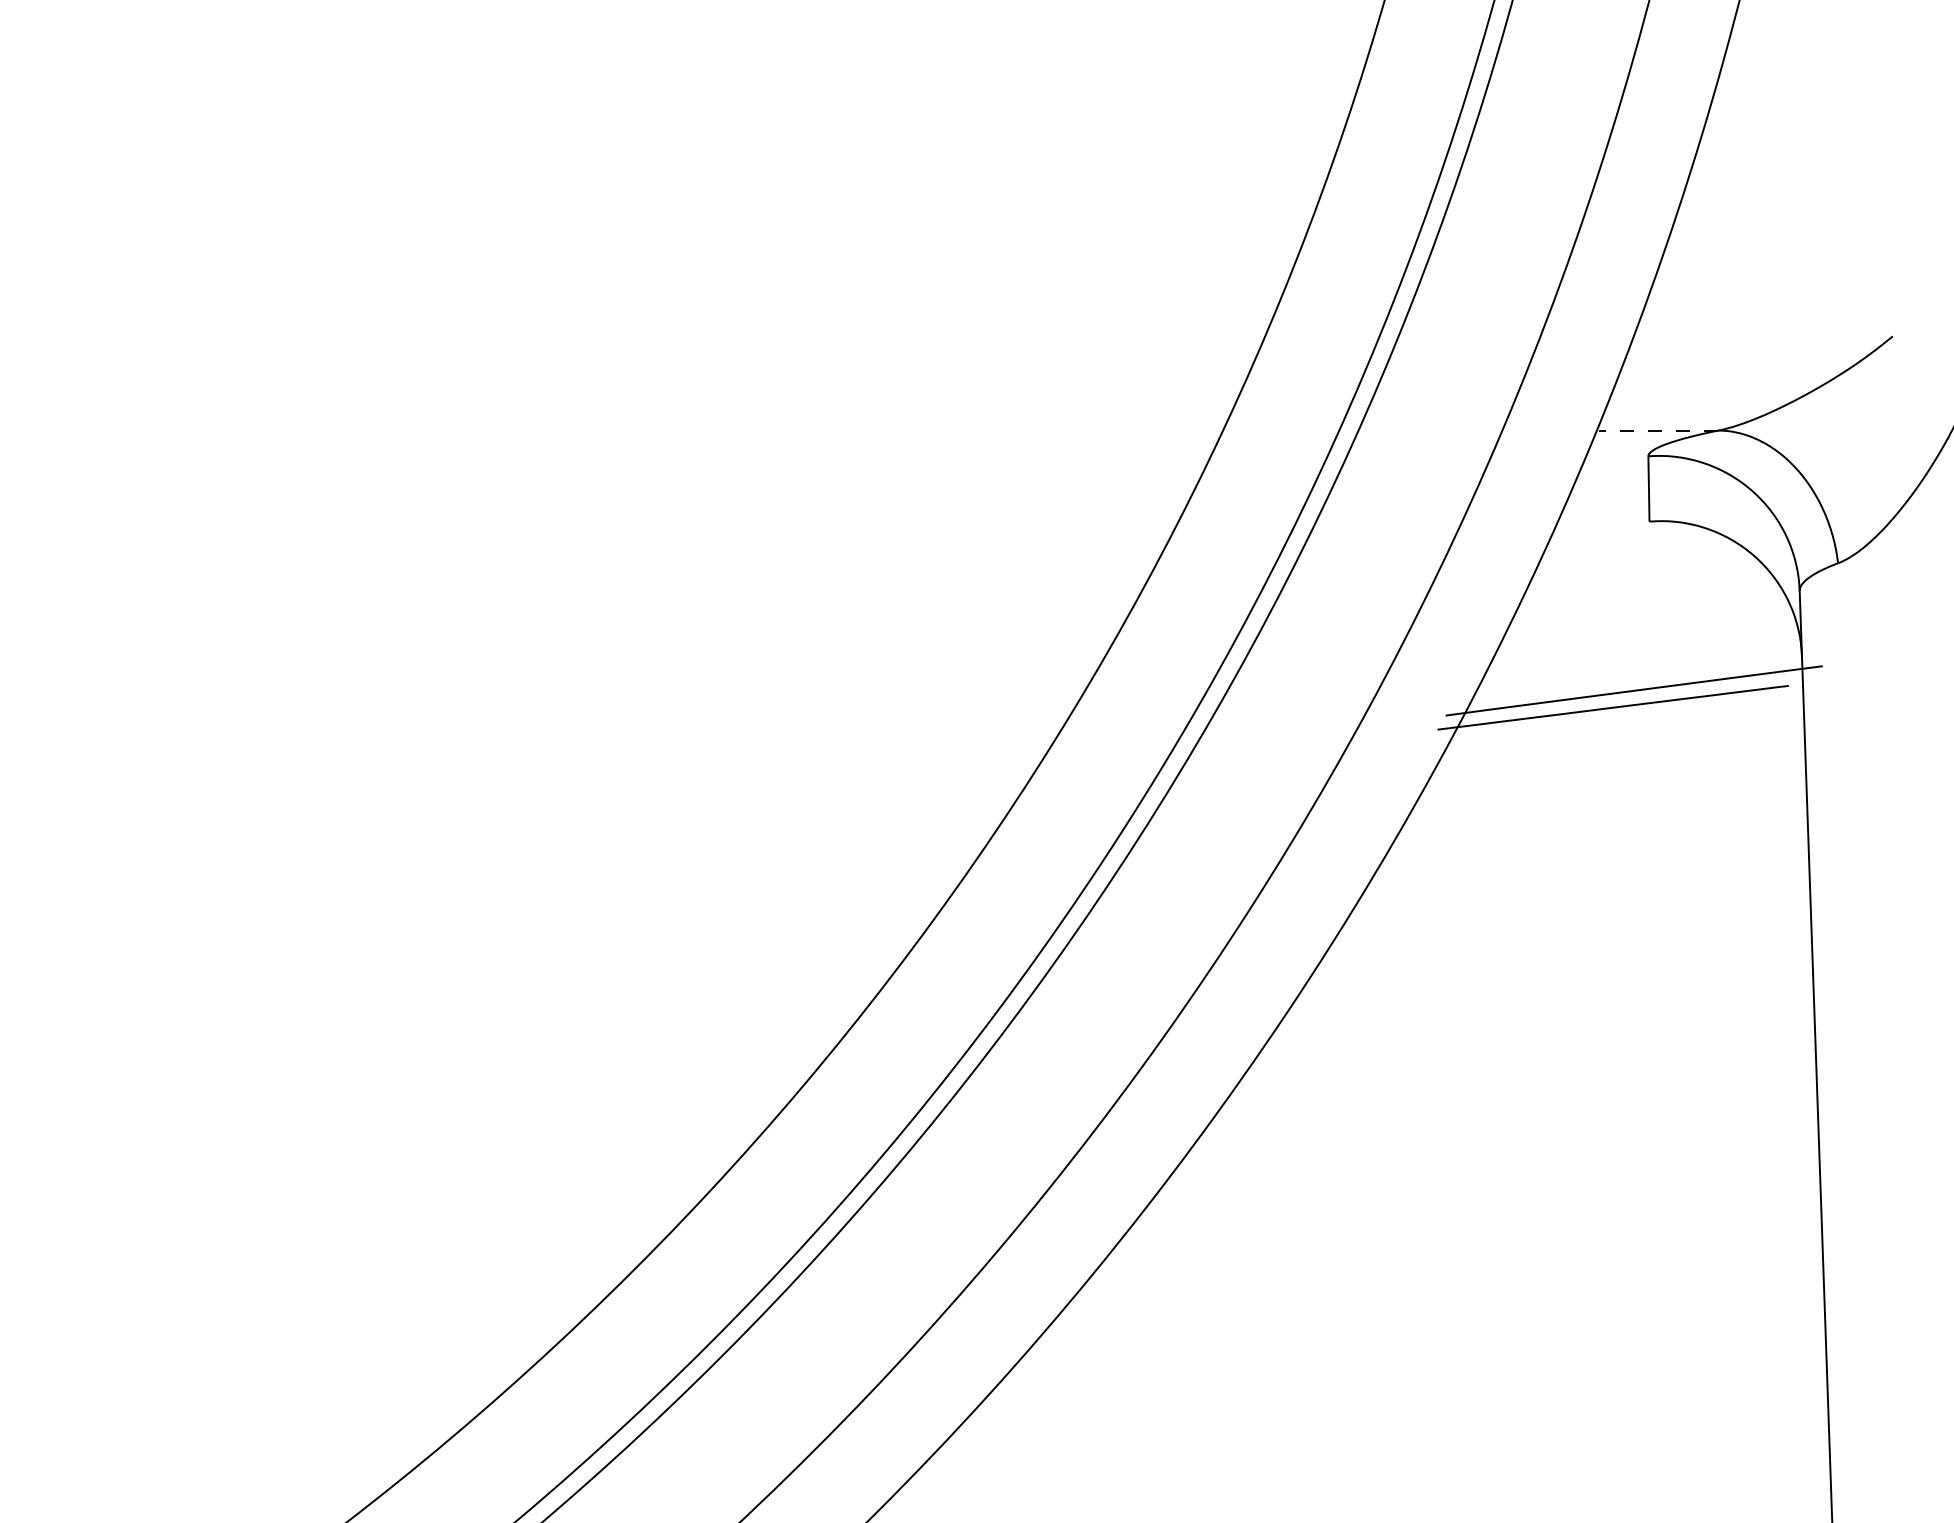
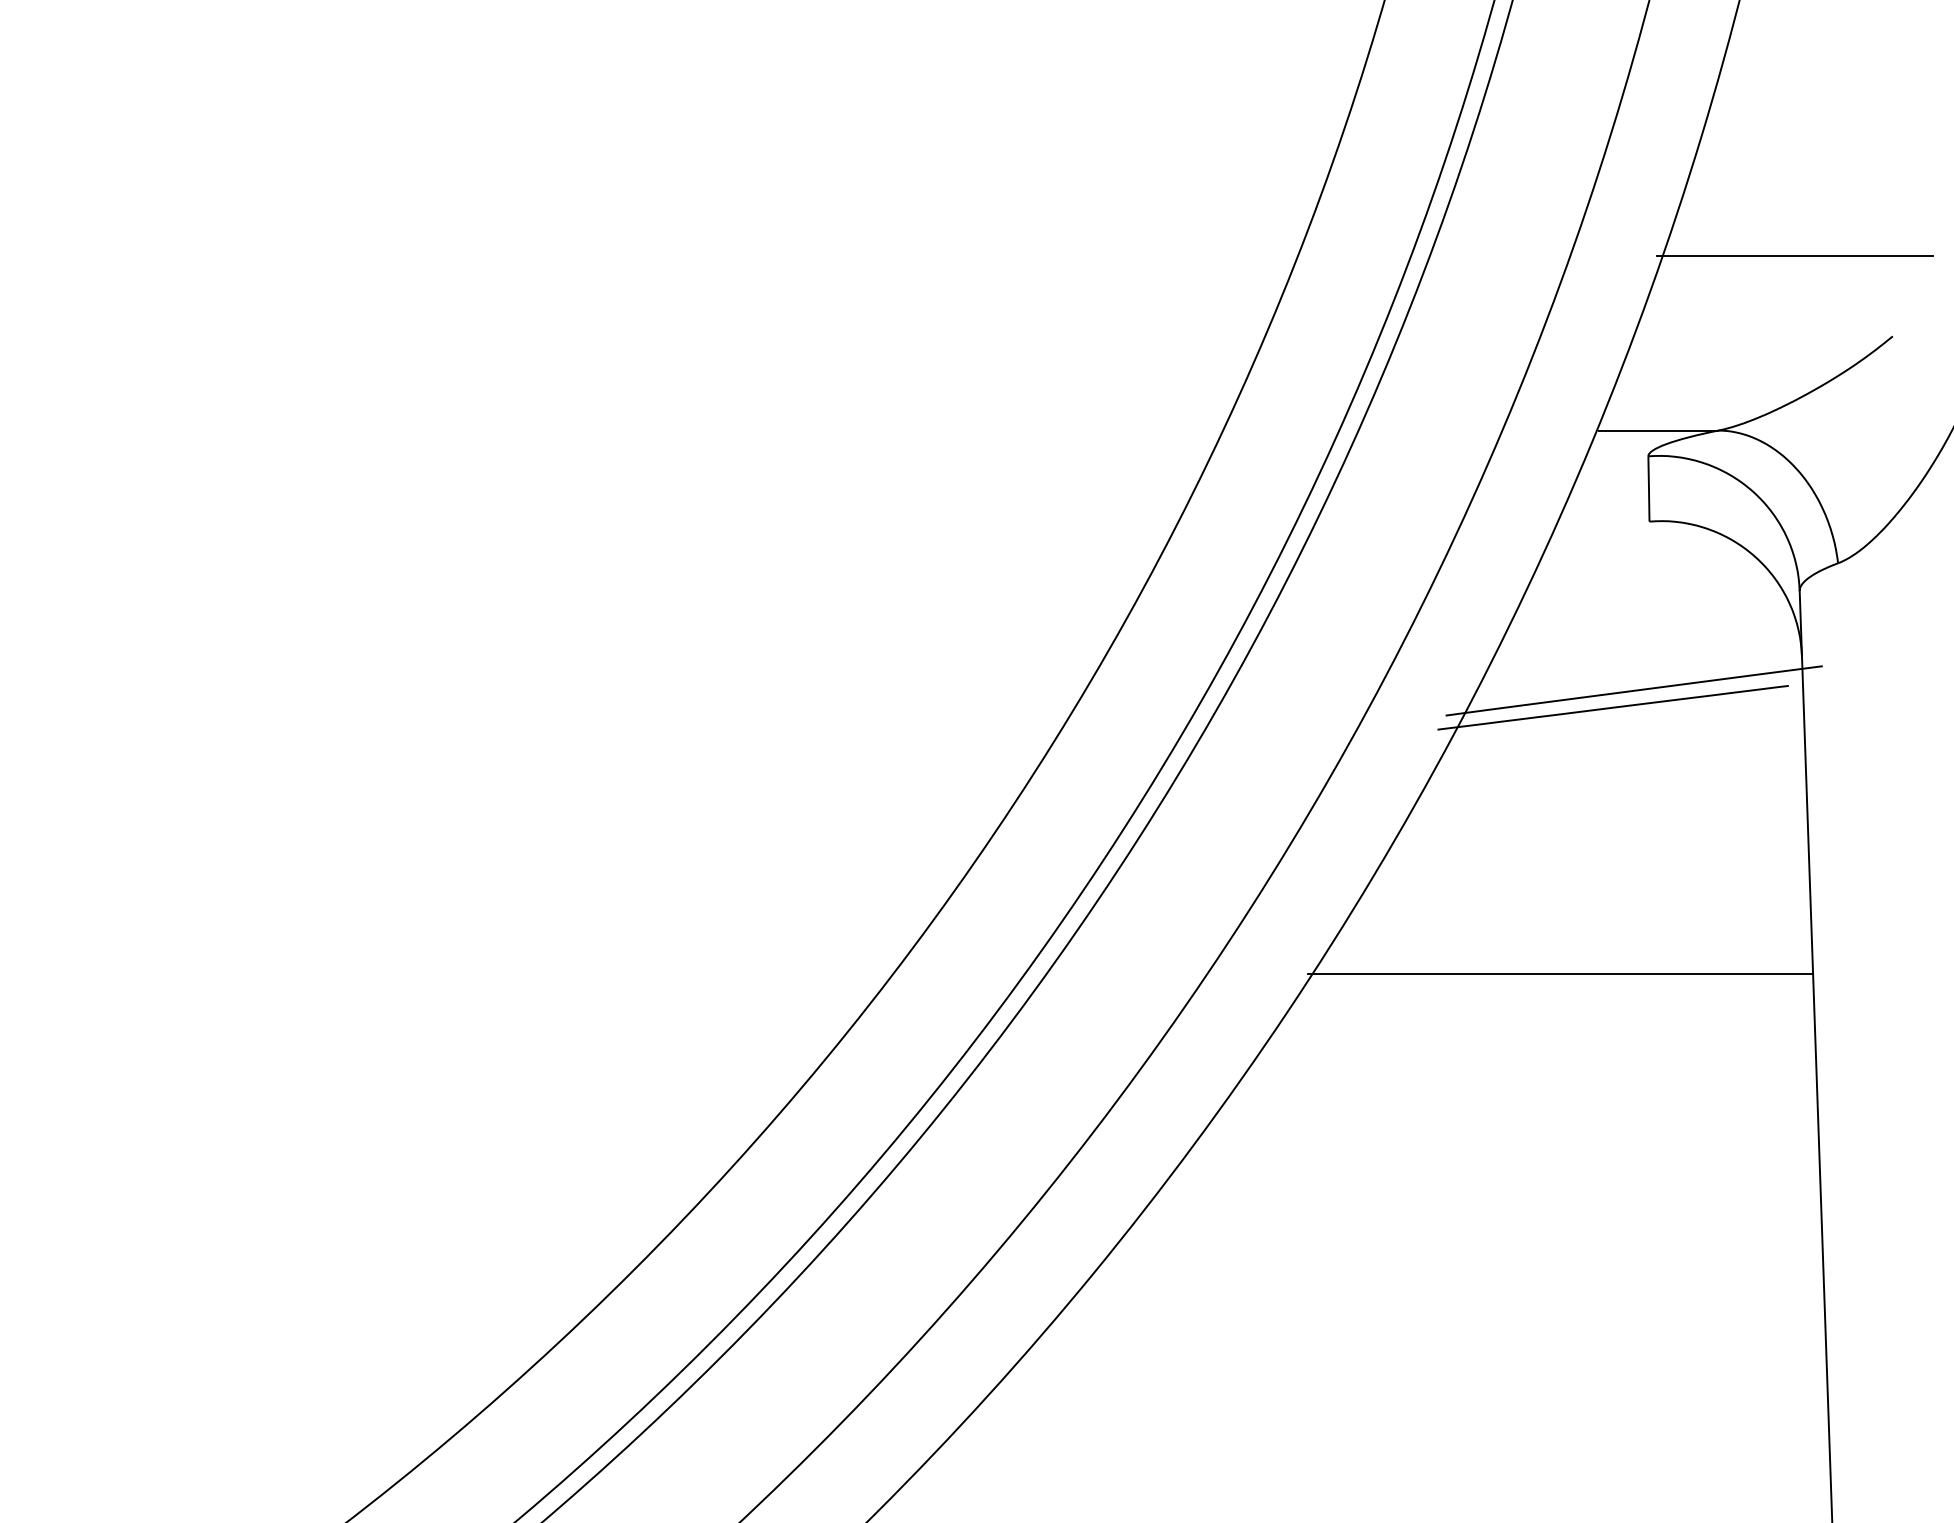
line: none -> present (1794, 255)
line: dashed -> solid (1658, 430)
line: none -> present (1560, 974)
